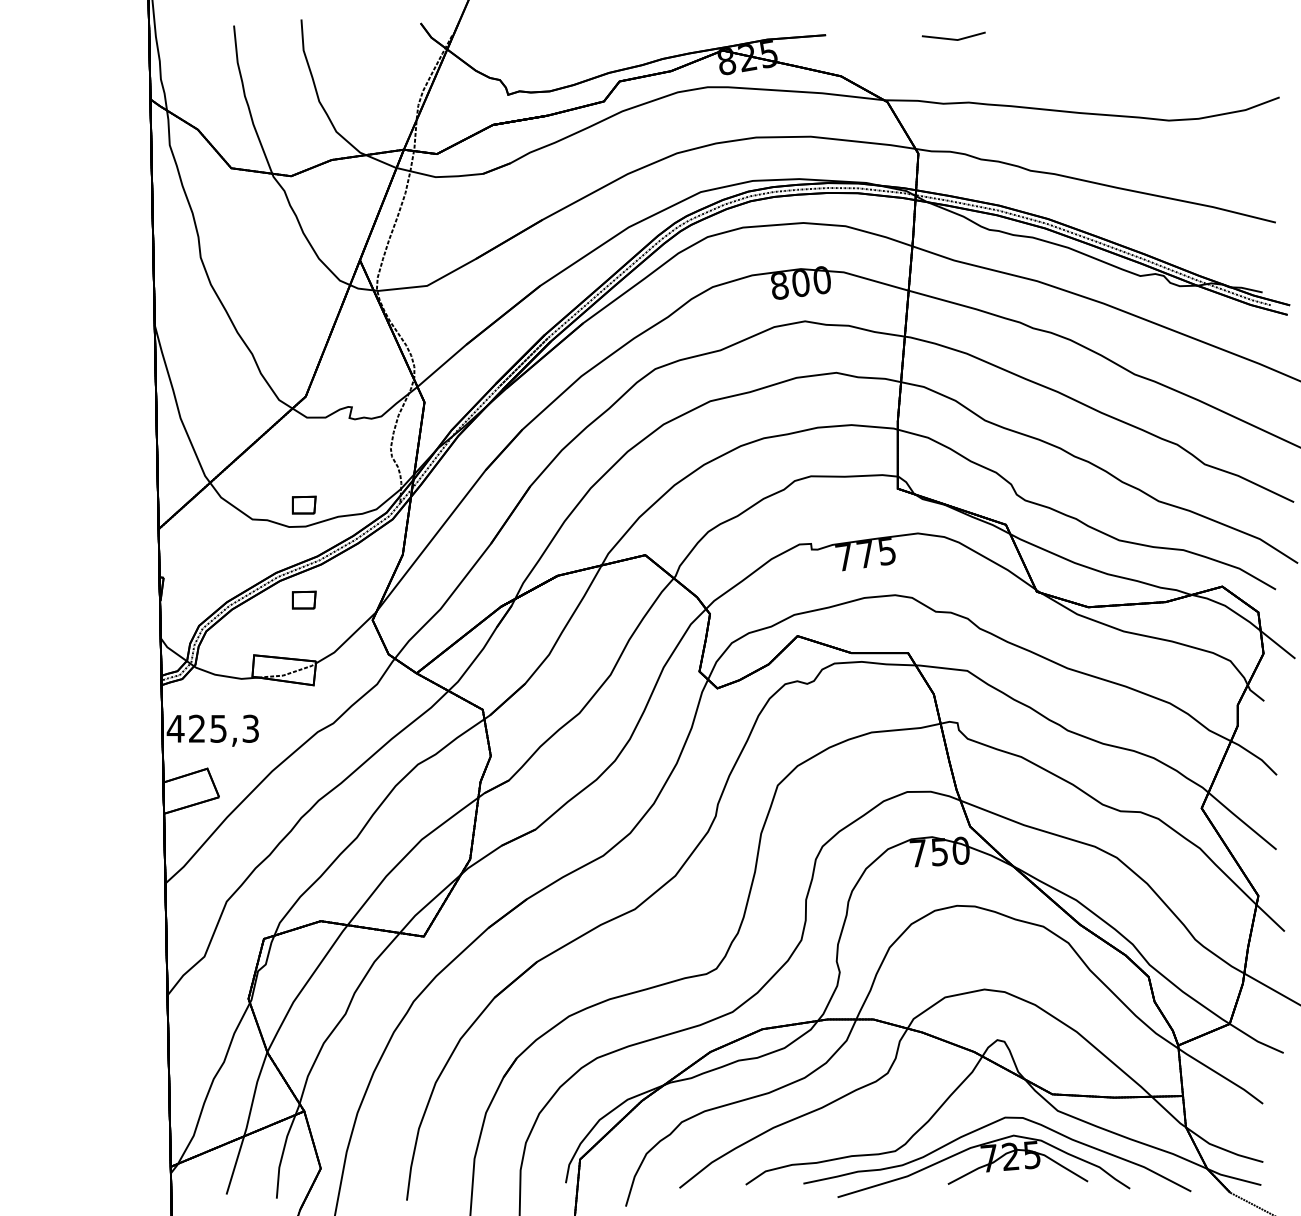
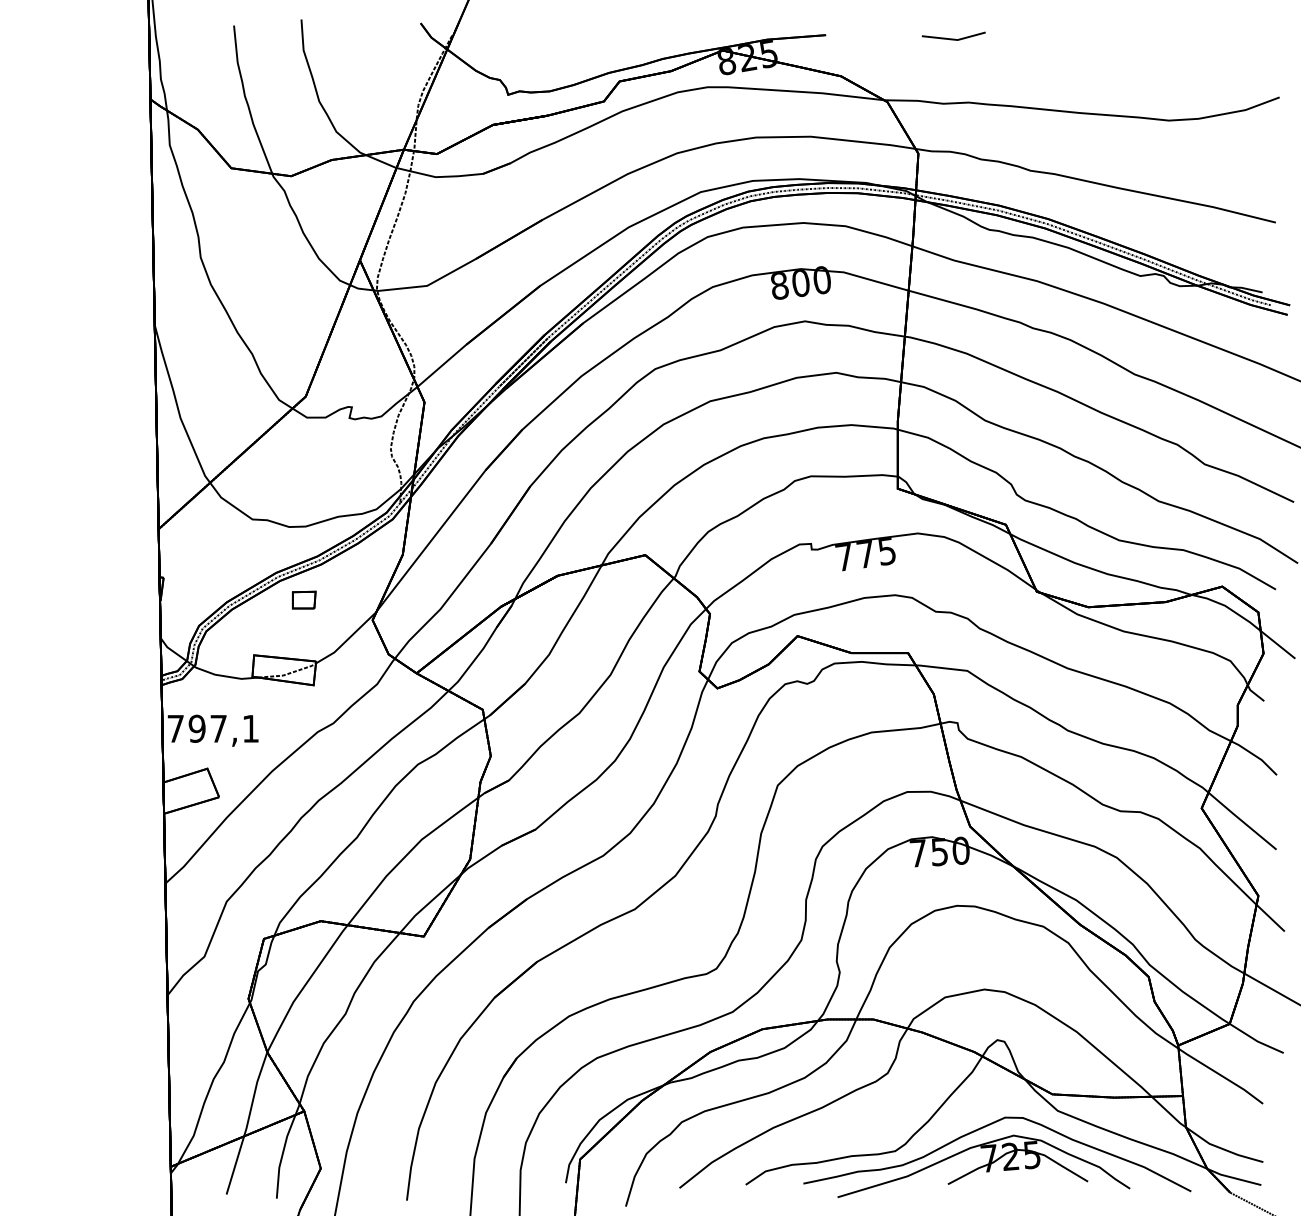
part: present -> none (303, 504)
text: 425,3 -> 797,1 (212, 728)
